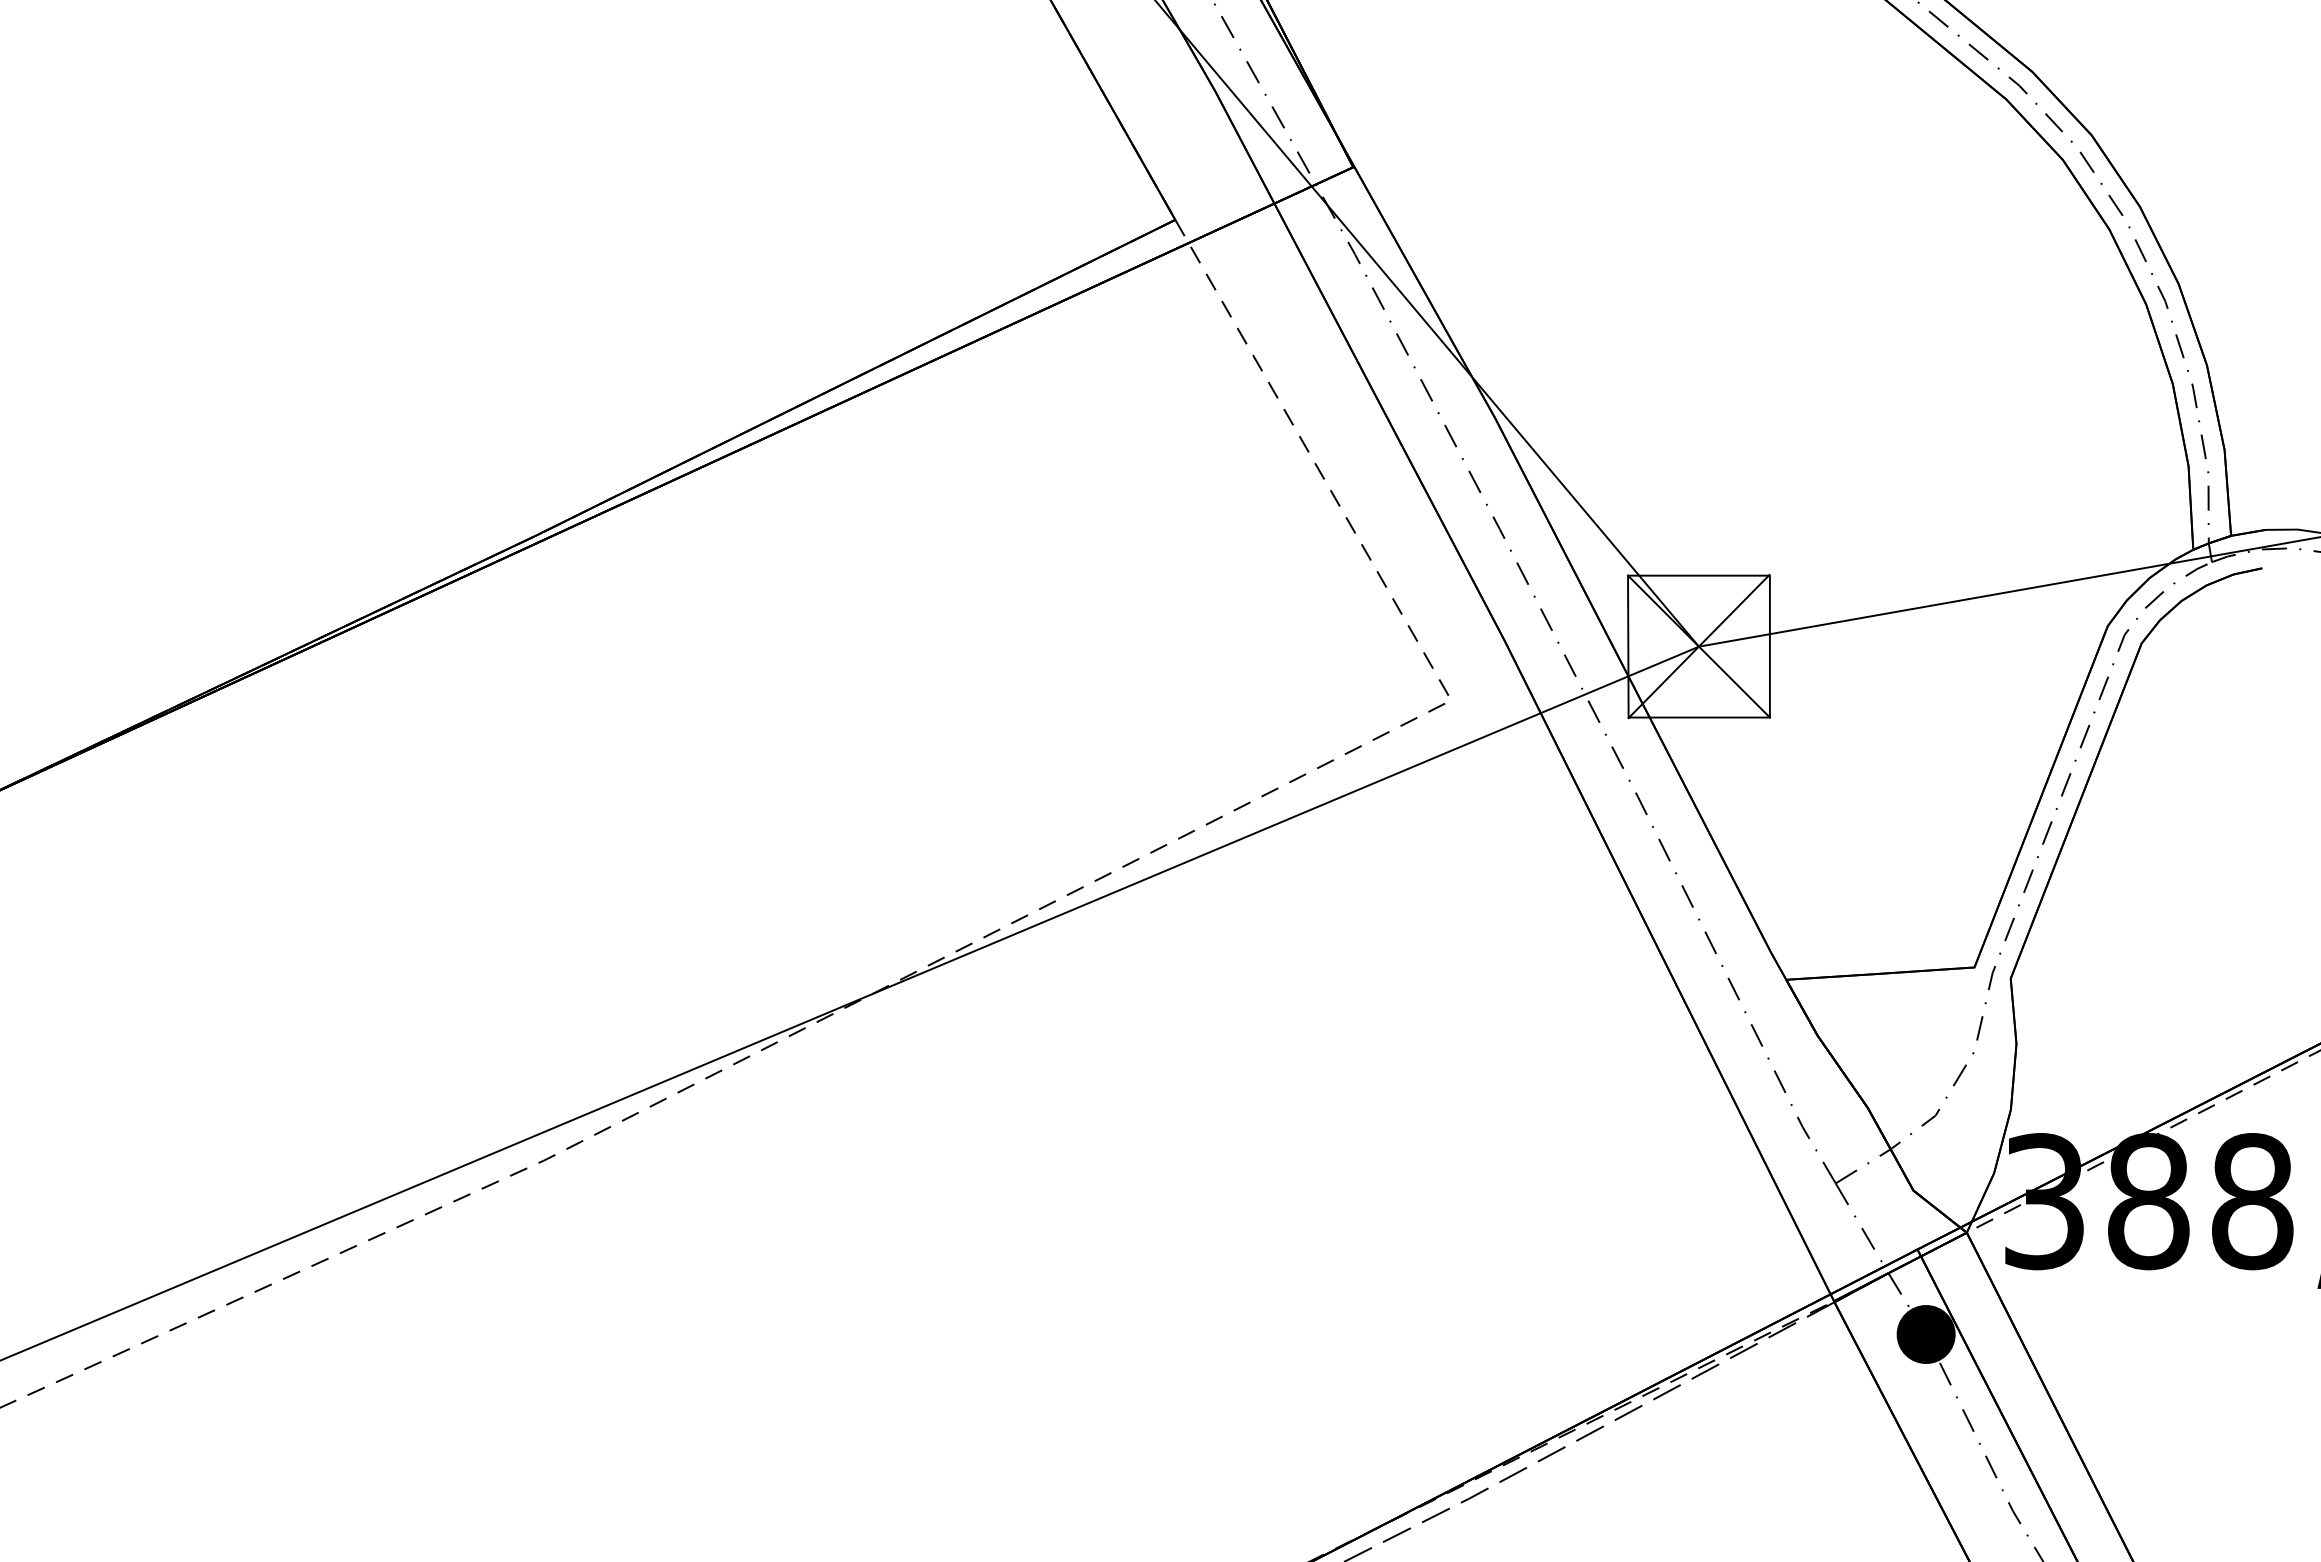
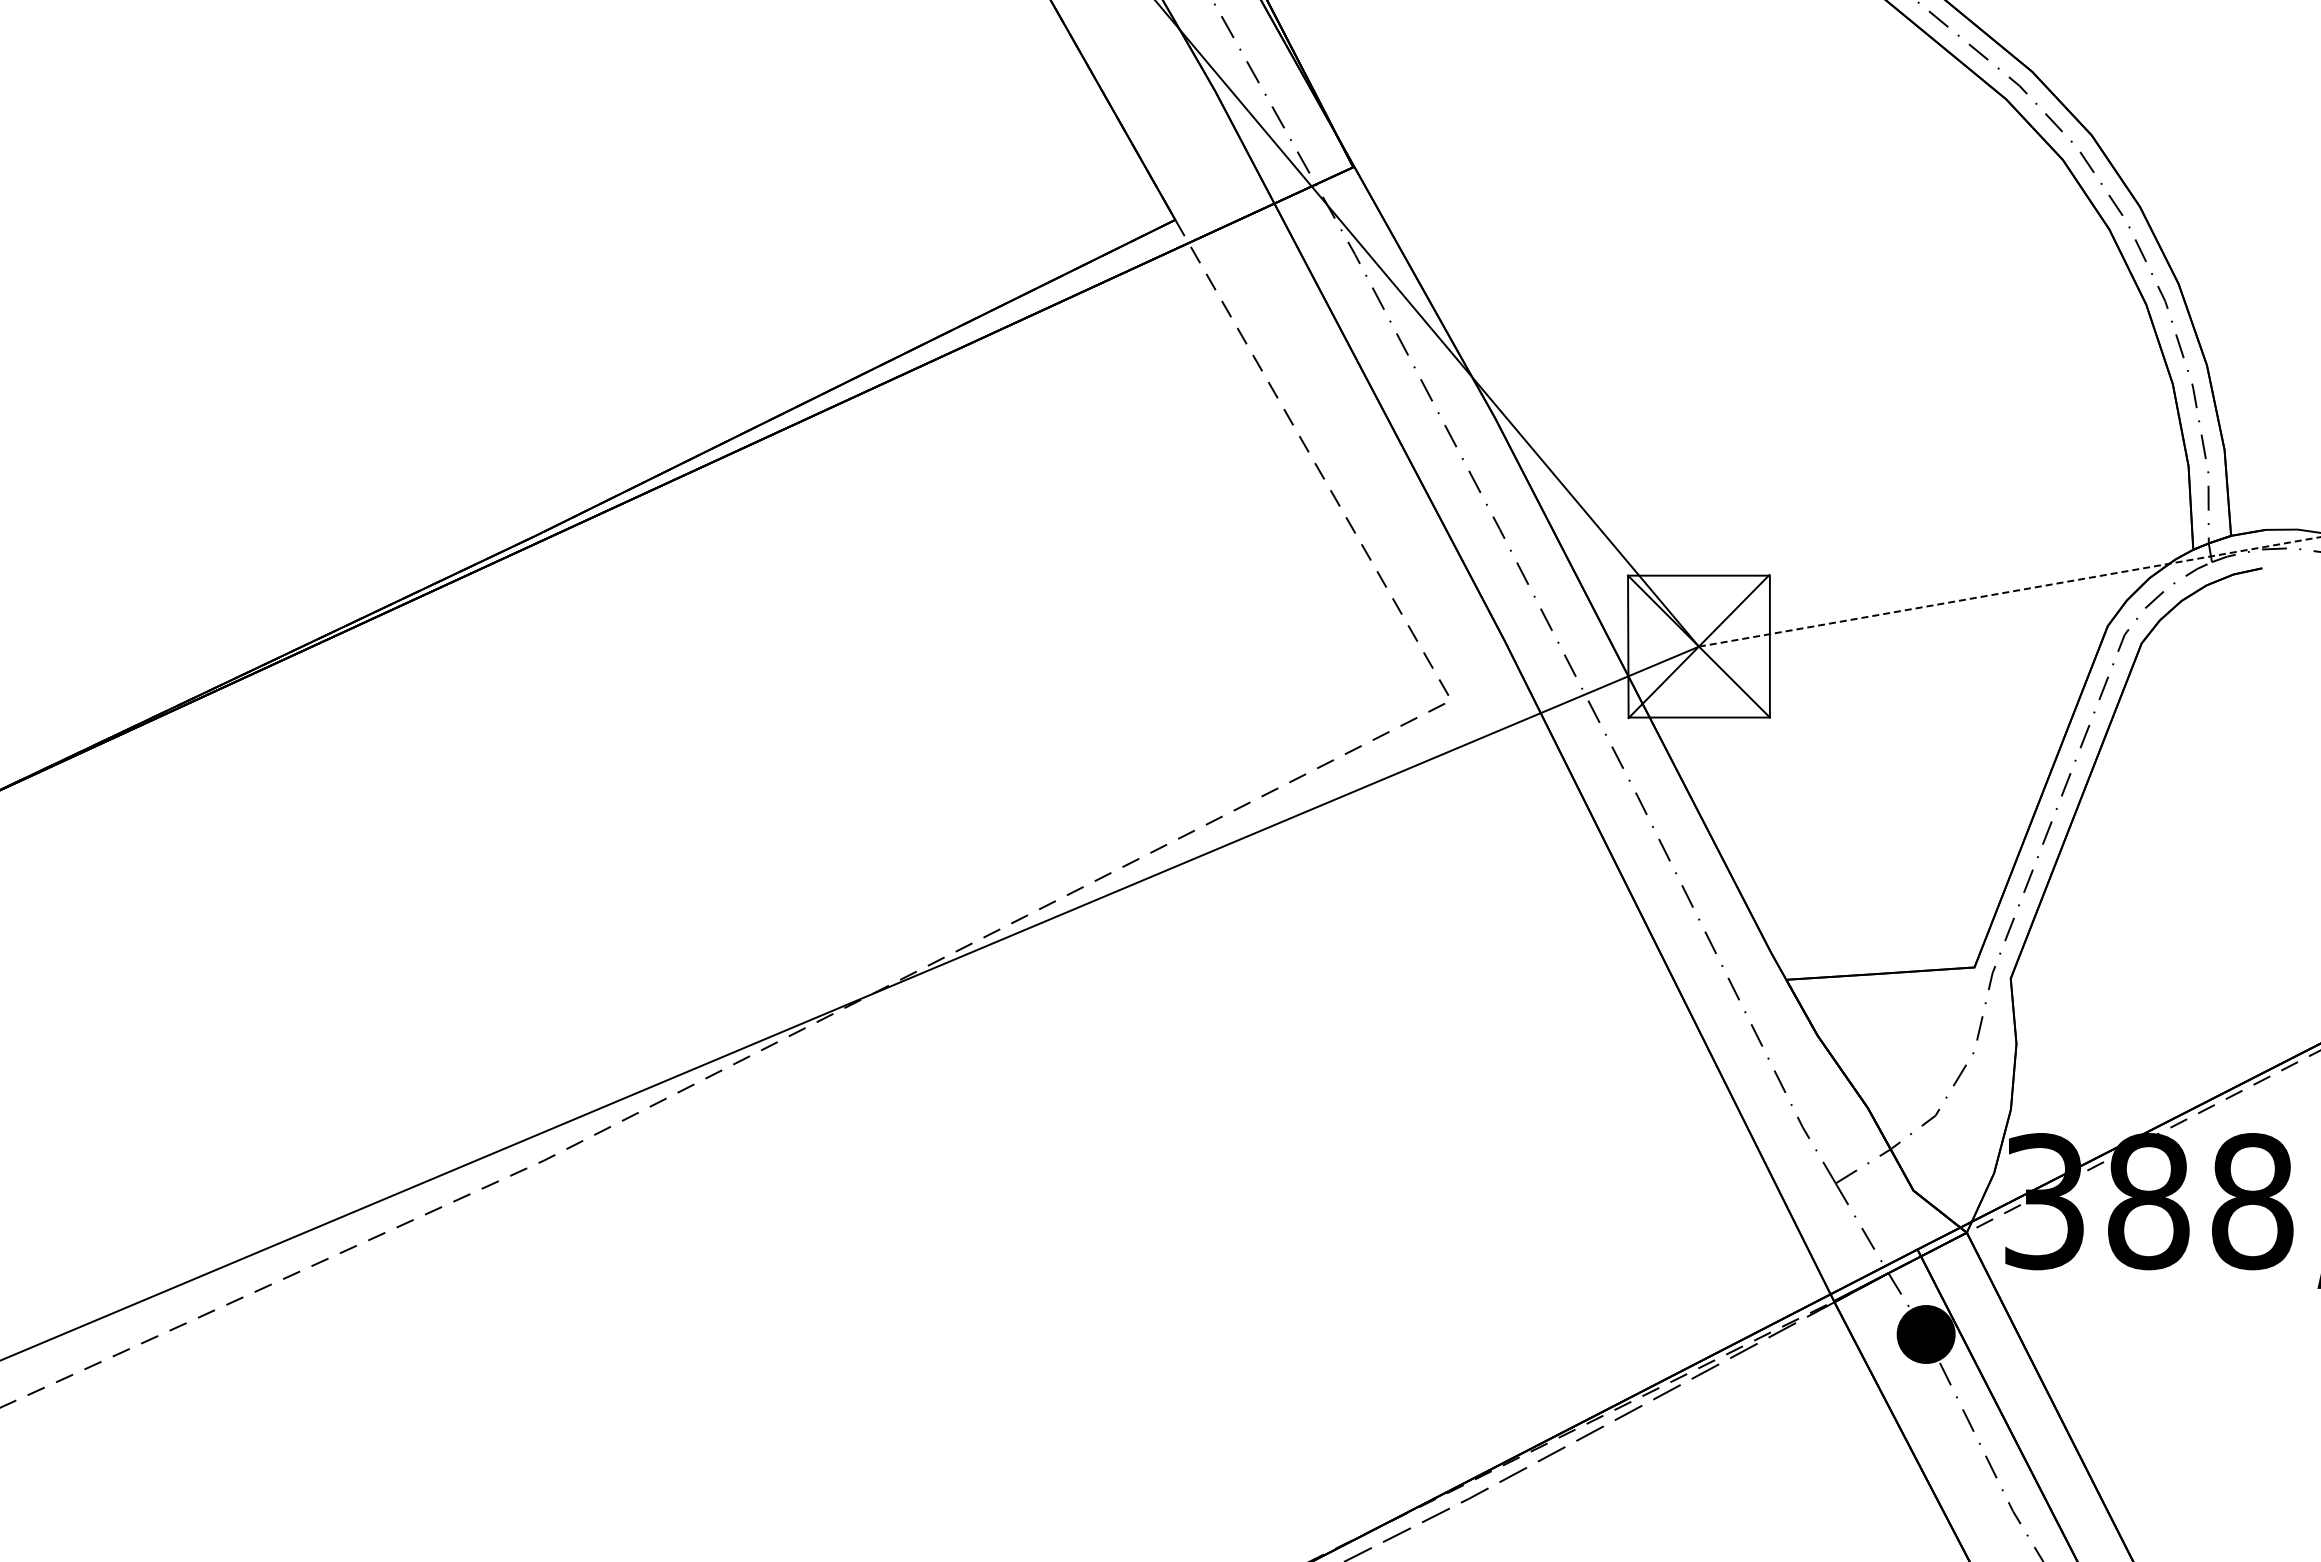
line: solid -> dashed (2010, 591)
